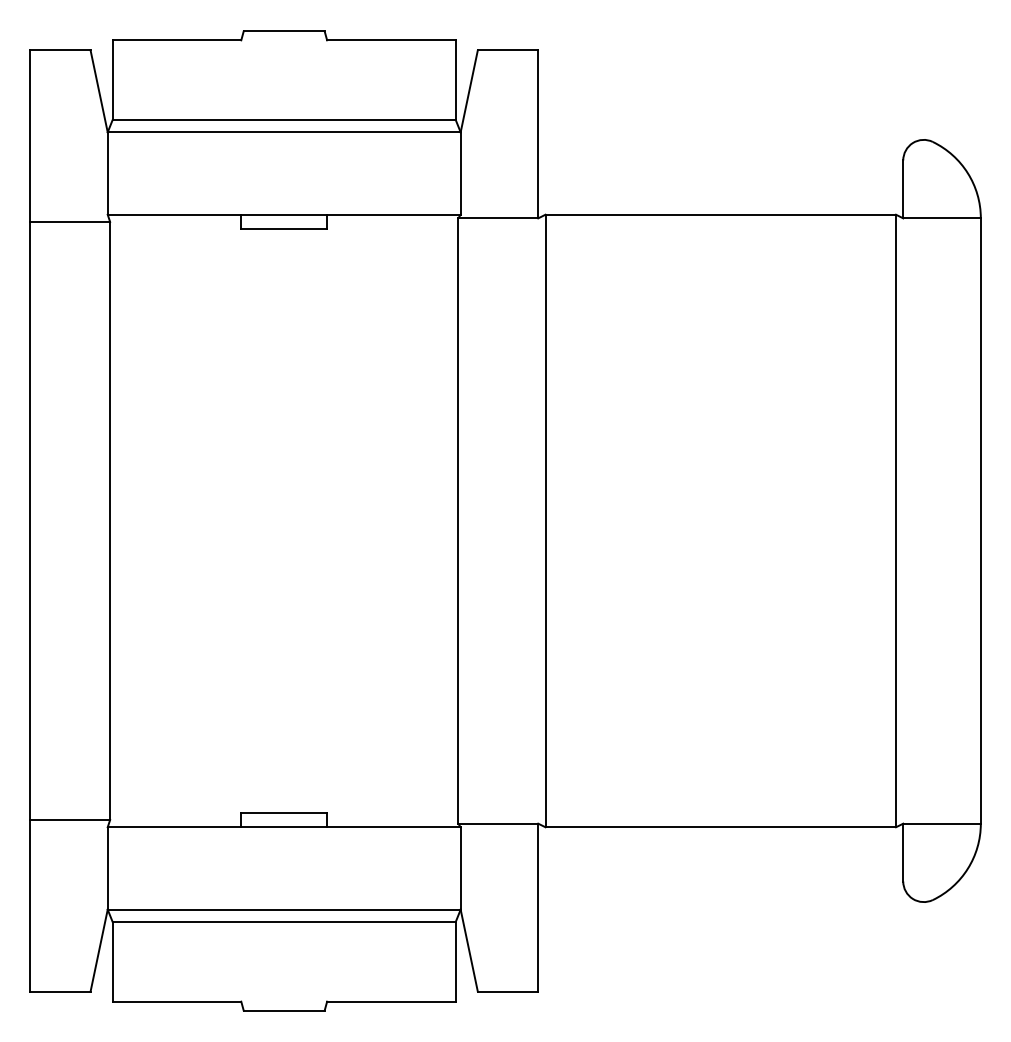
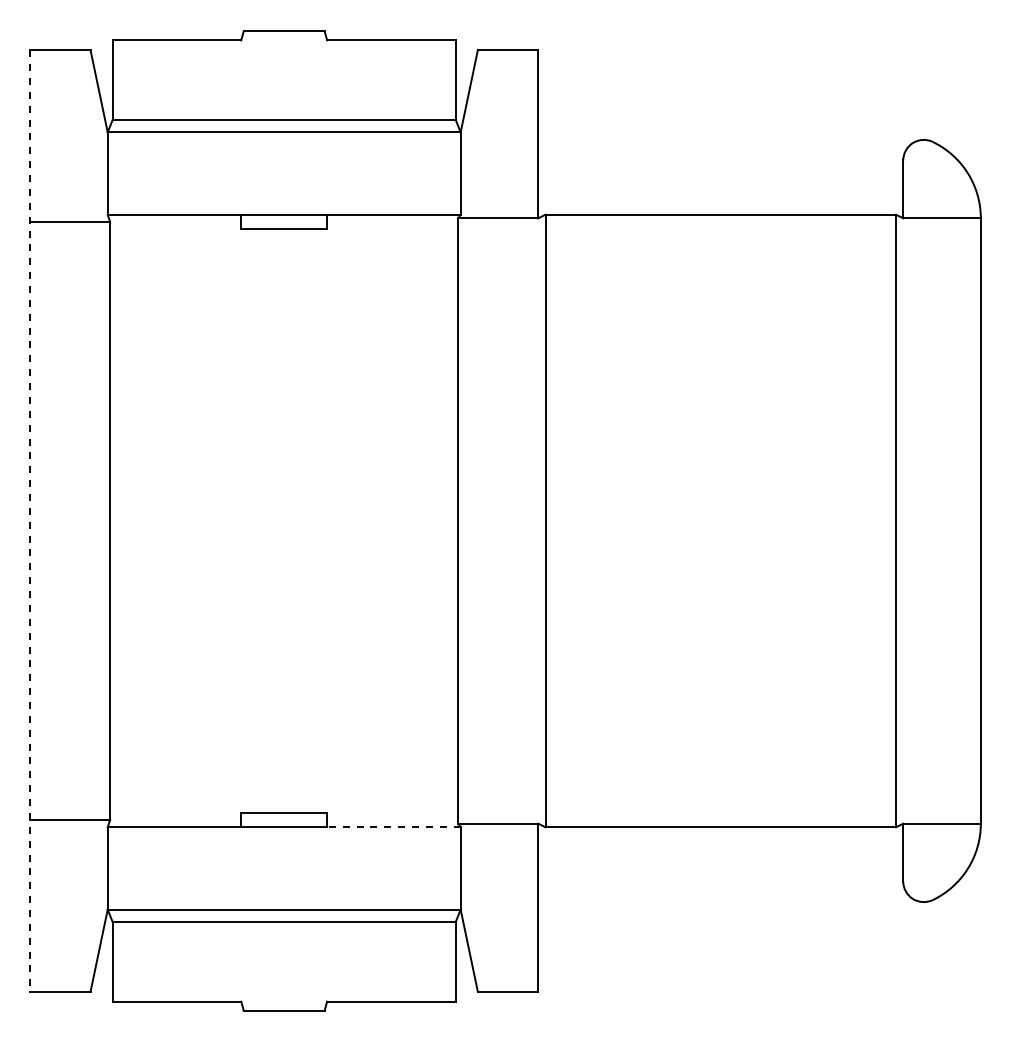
line: solid -> dashed (30, 521)
line: solid -> dashed (393, 827)
